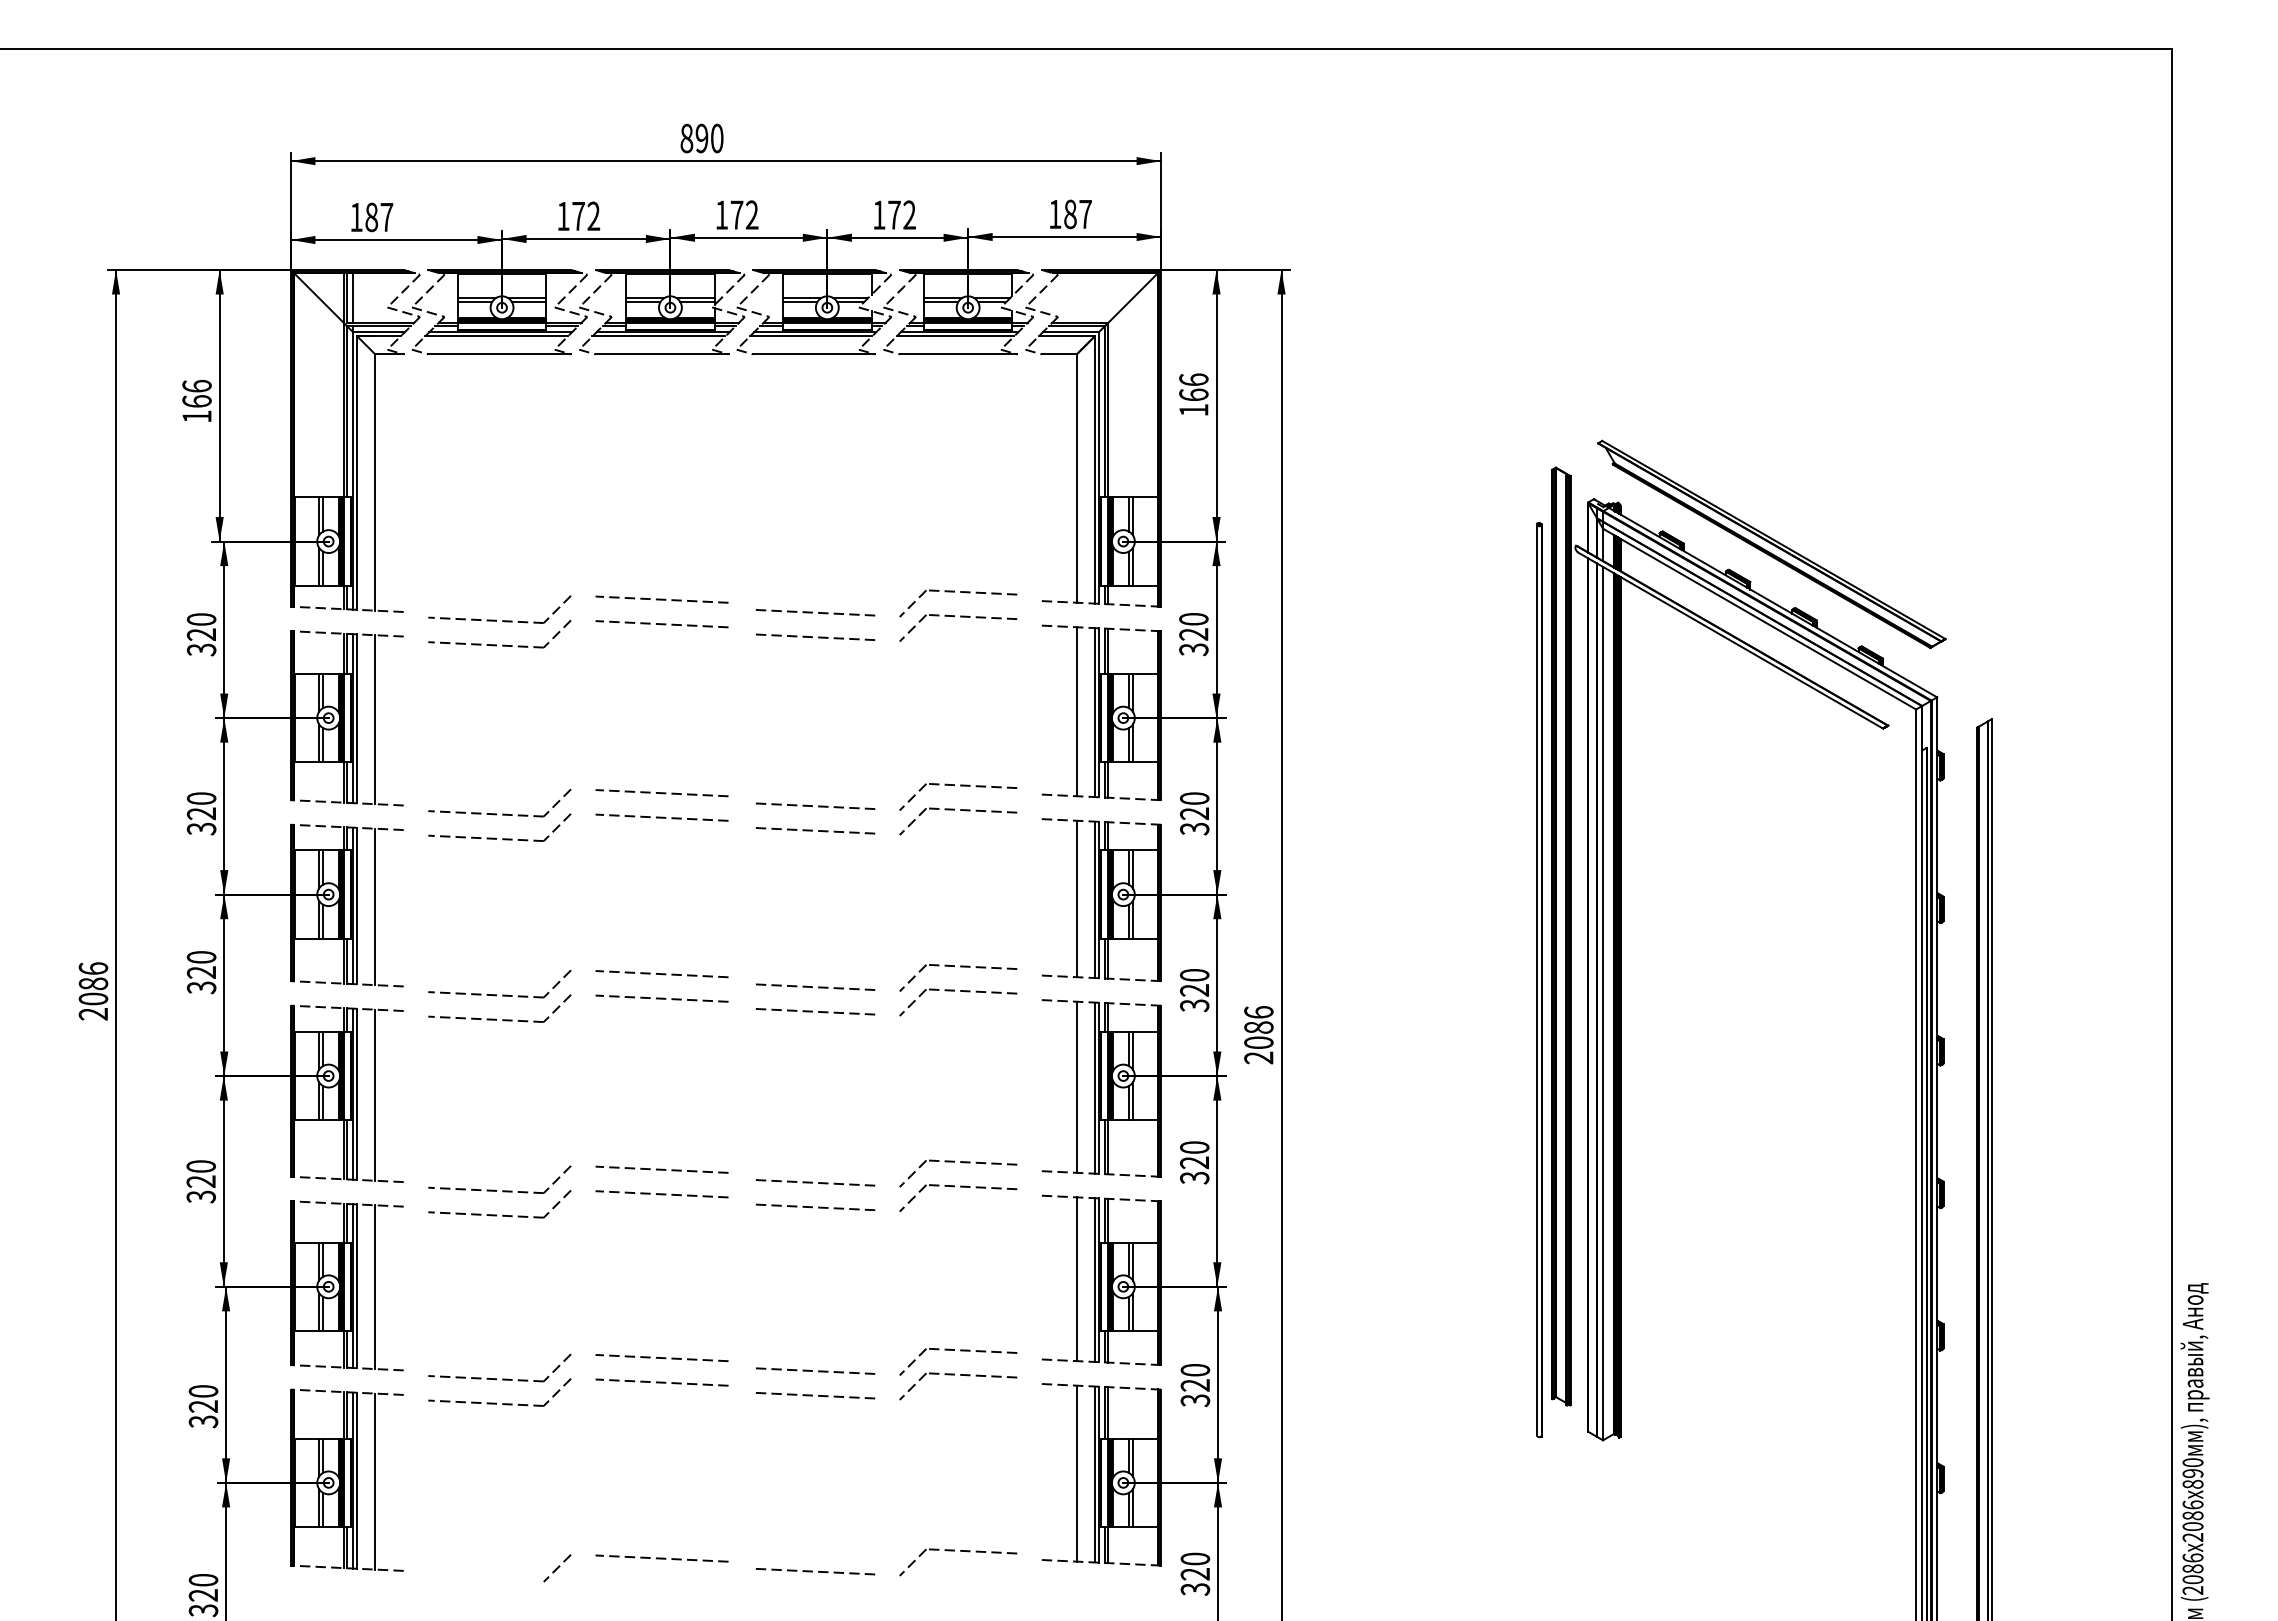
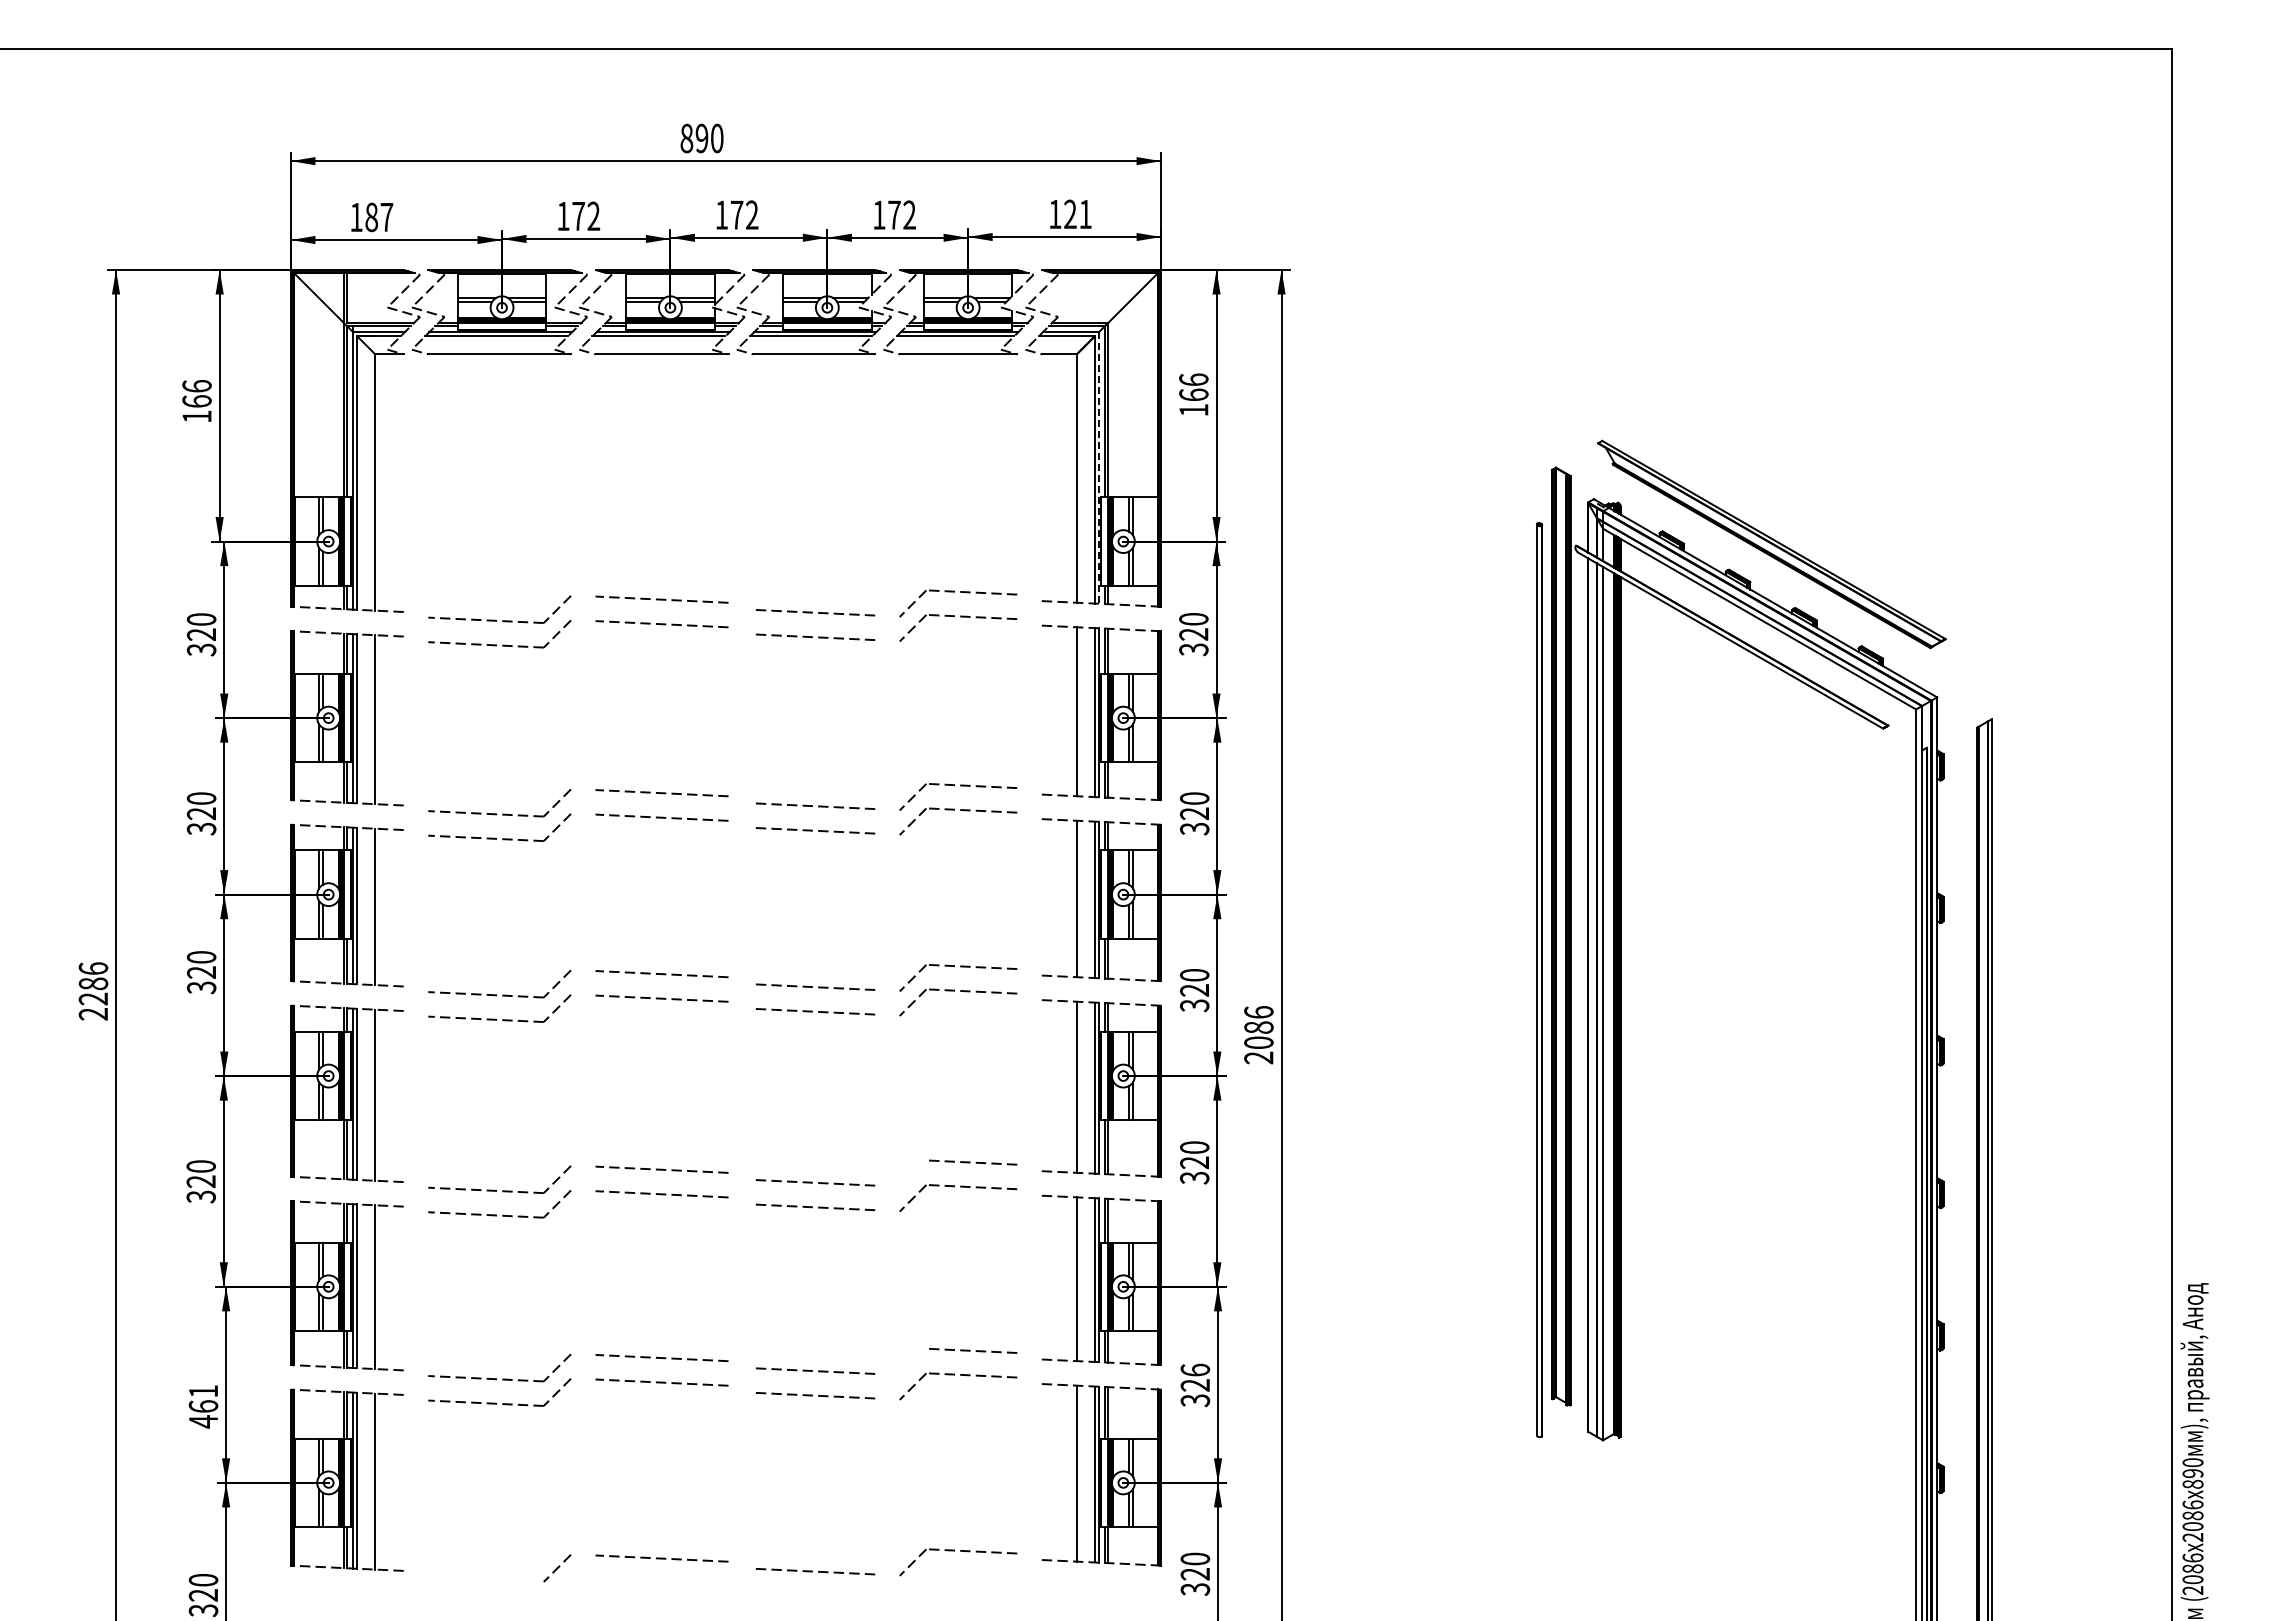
text: 187 -> 121 (1077, 214)
line: present -> none (353, 297)
line: solid -> dashed (1099, 467)
text: 2086 -> 2286 (93, 998)
line: present -> none (912, 1173)
line: present -> none (912, 1361)
text: 320 -> 326 (1195, 1369)
text: 320 -> 461 (203, 1406)
